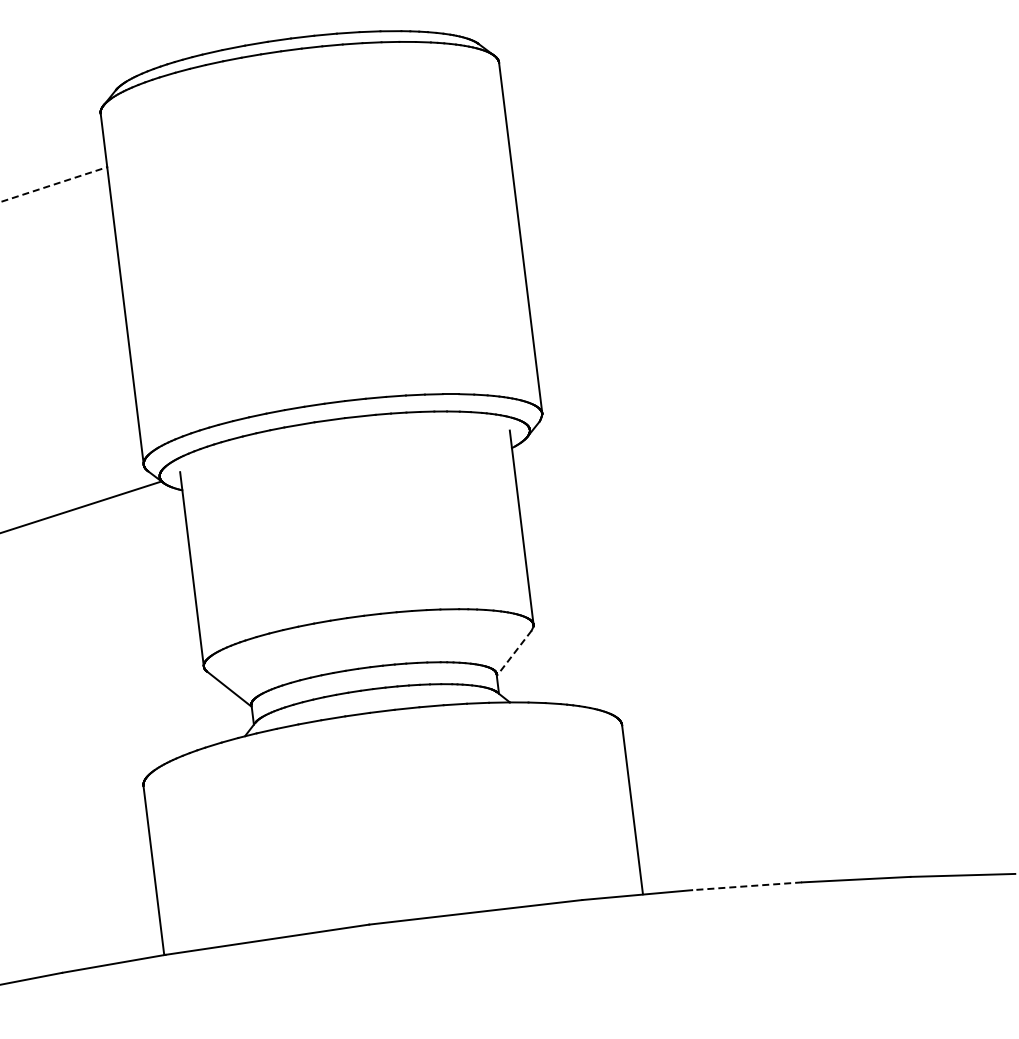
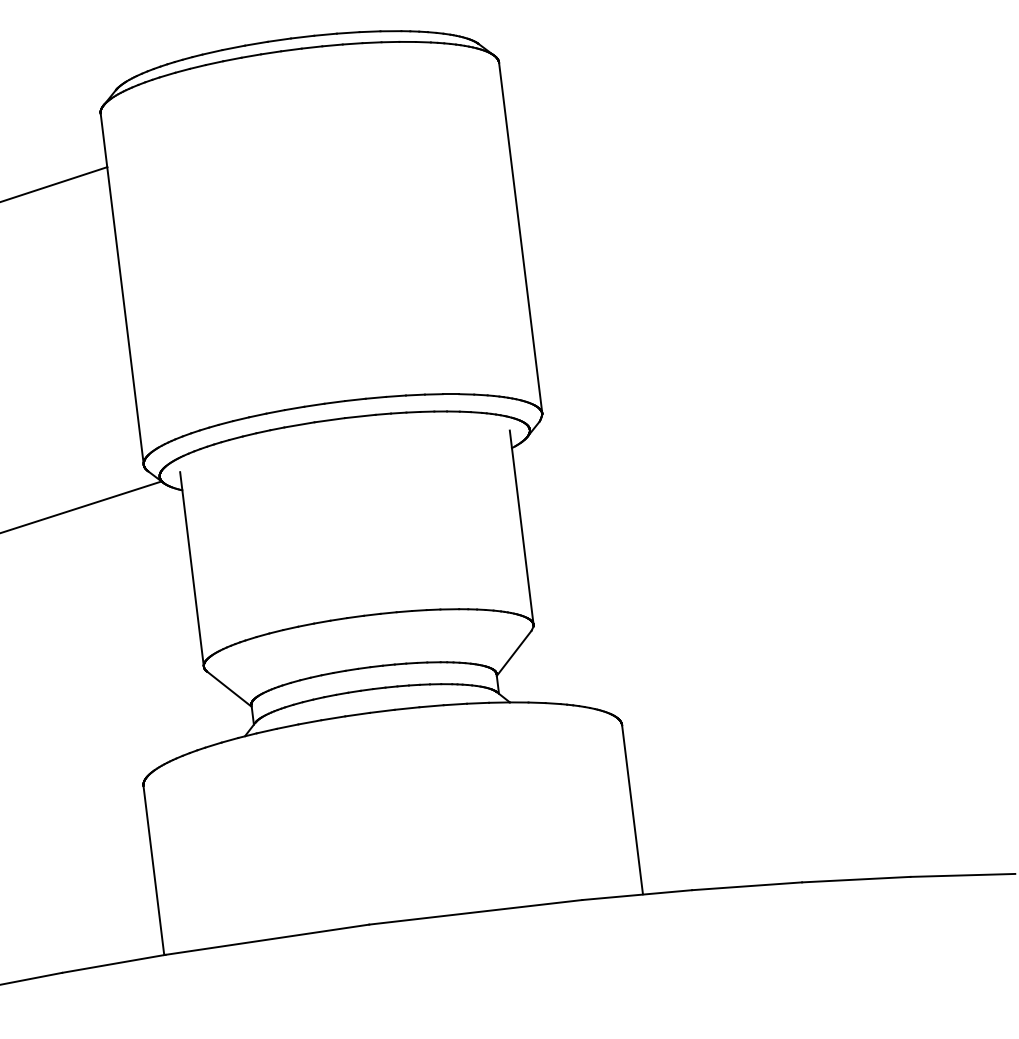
line: dashed -> solid (54, 184)
line: dashed -> solid (514, 653)
line: dashed -> solid (746, 886)
